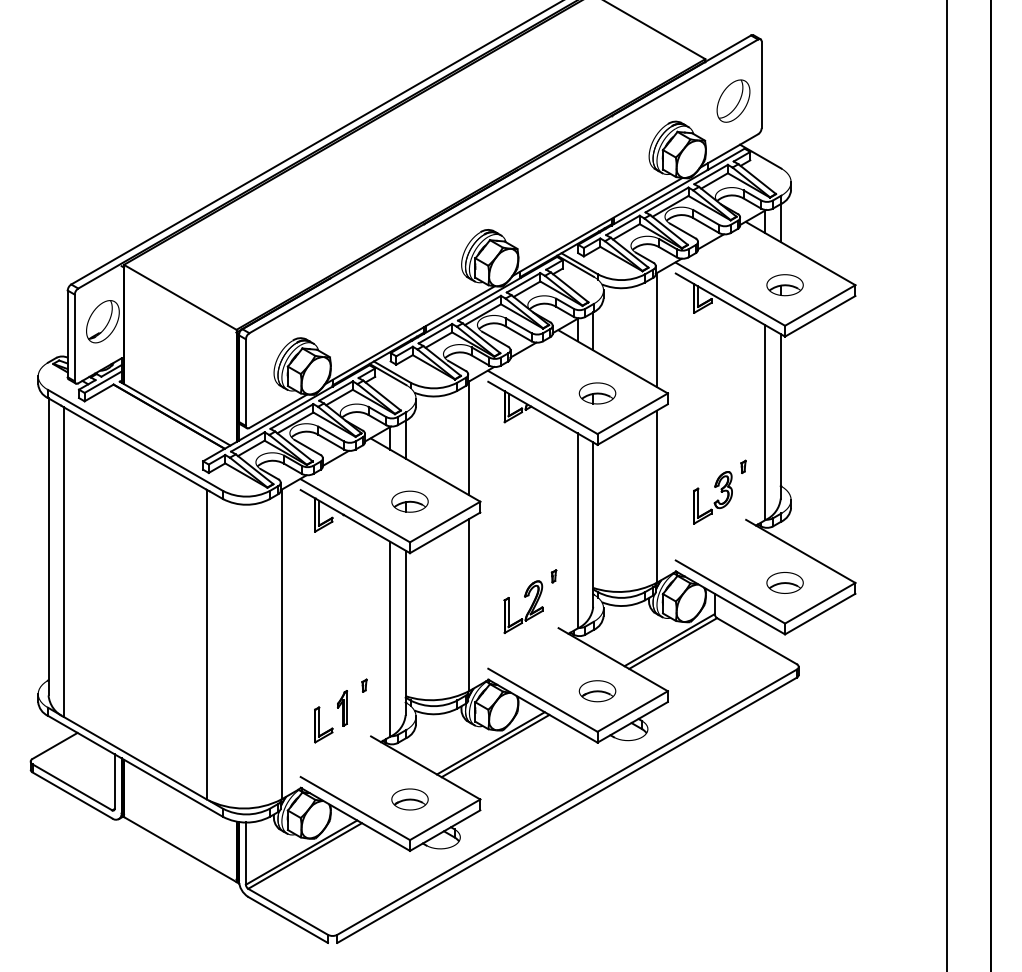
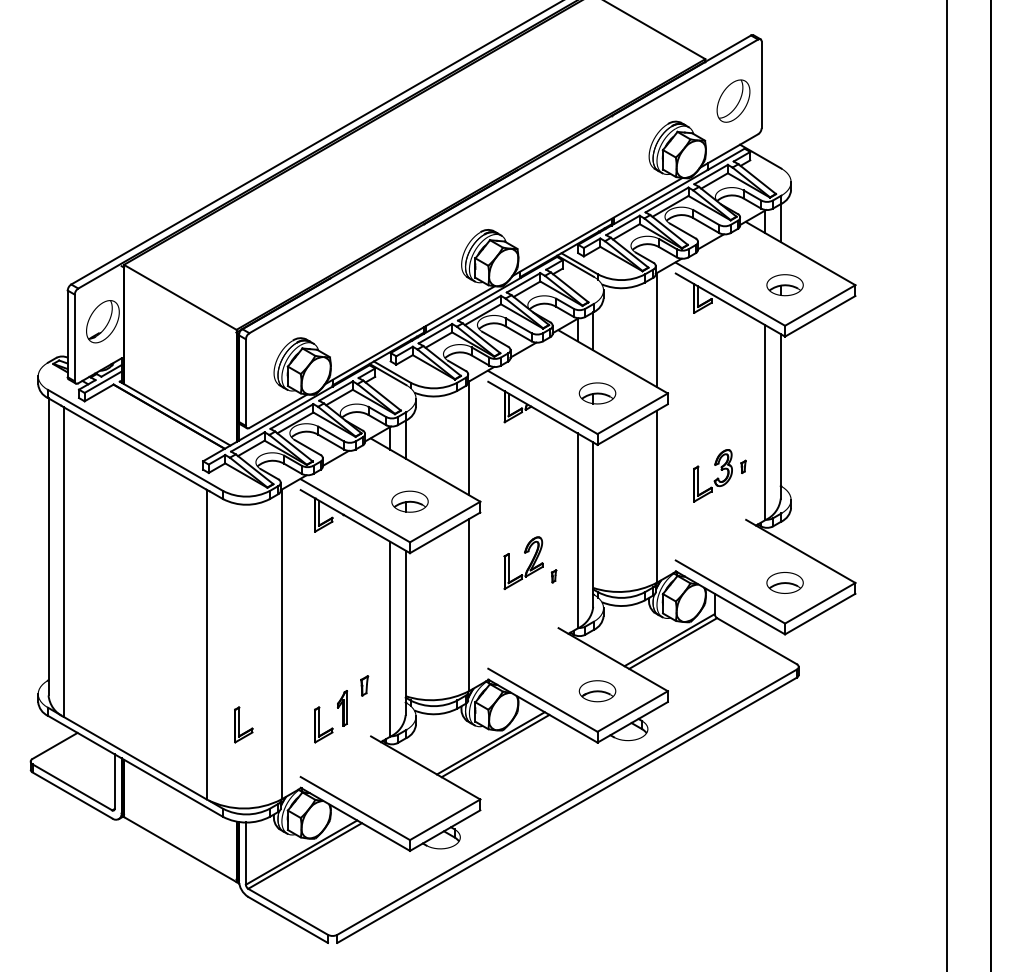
part position: (712, 497) -> (712, 475) (712, 475)
part position: (529, 608) -> (529, 564) (529, 564)
part size: 7x15 px -> 10x22 px (364, 685)
part: none -> present (243, 724)
part: present -> none (409, 799)
